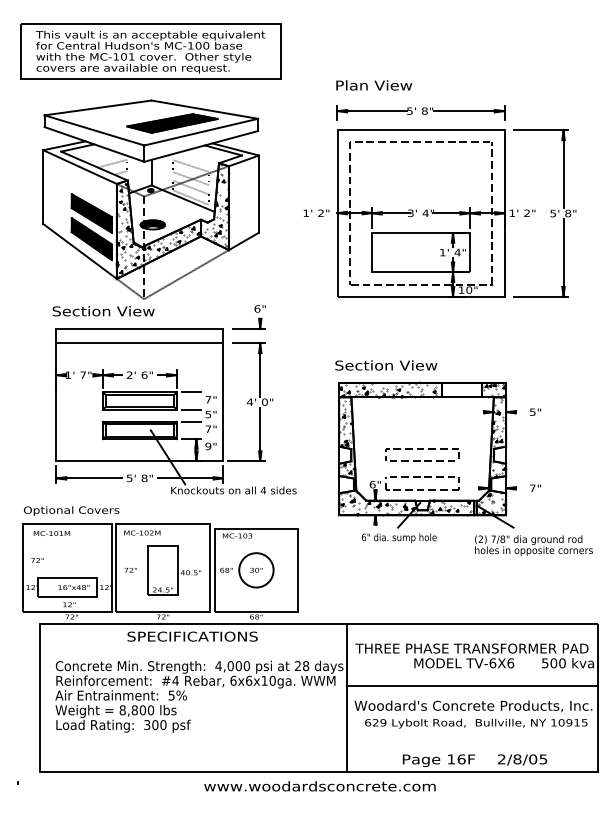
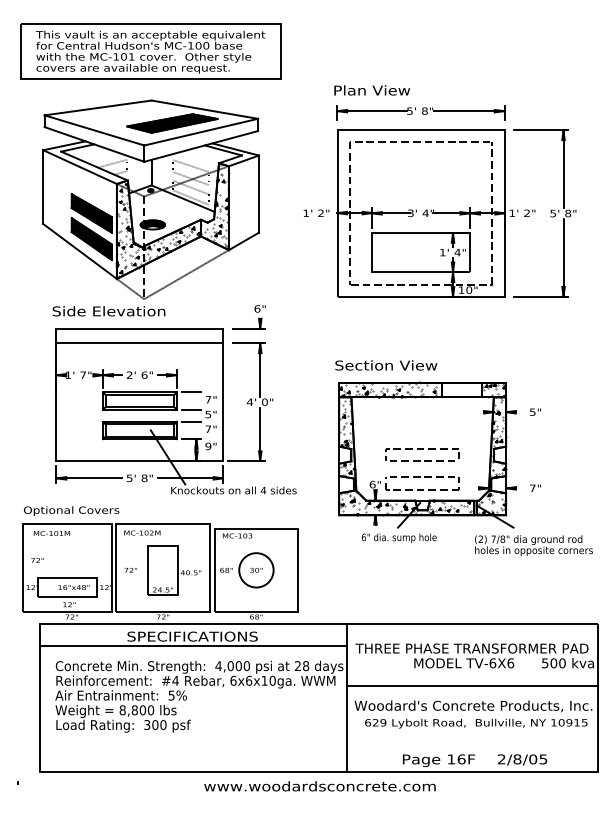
text position: (374, 85) -> (372, 90) (372, 90)
text: Section View -> Side Elevation (113, 311)
line: none -> present (193, 646)
